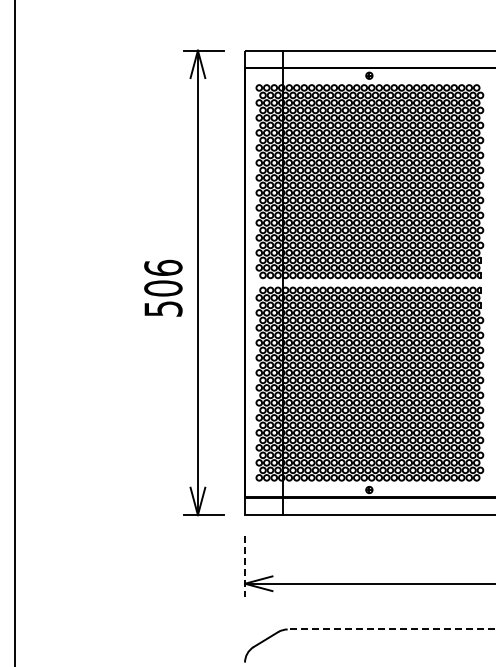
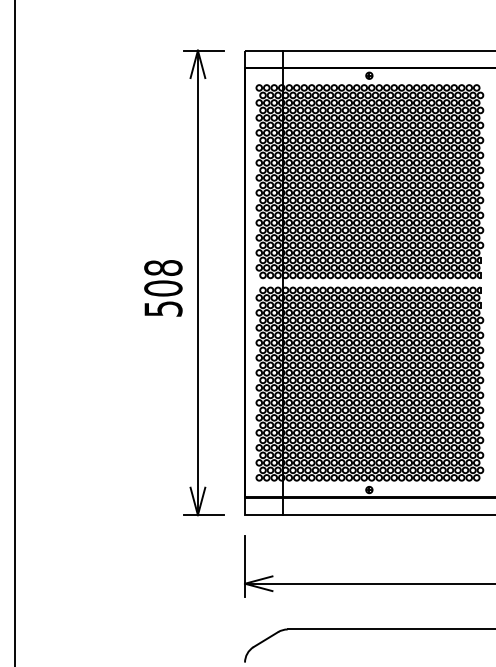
text: 506 -> 508 (163, 267)
line: dashed -> solid (245, 566)
line: dashed -> solid (391, 629)
